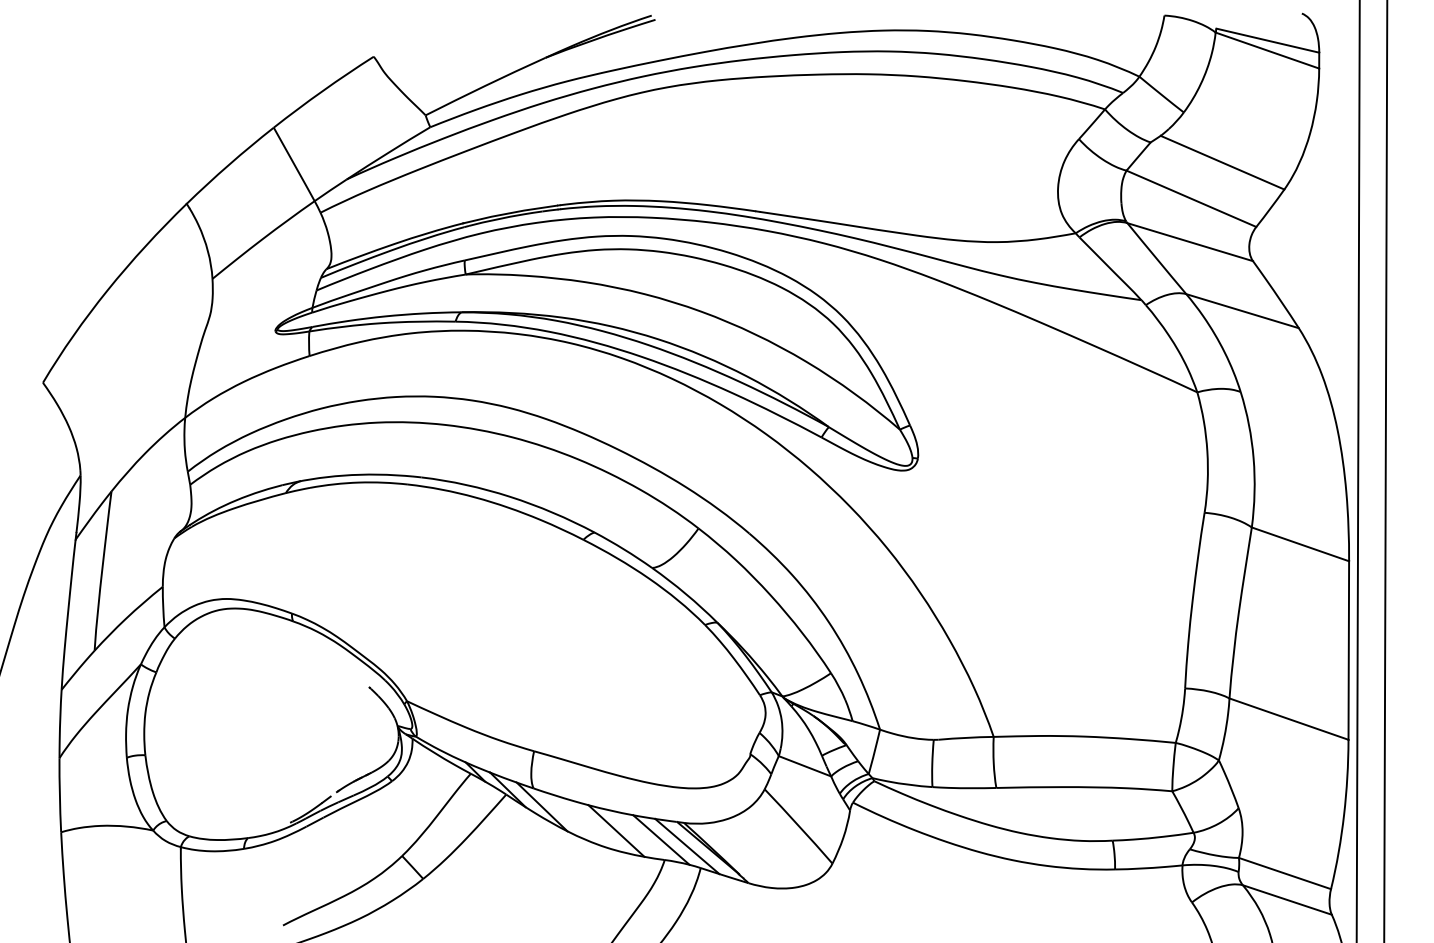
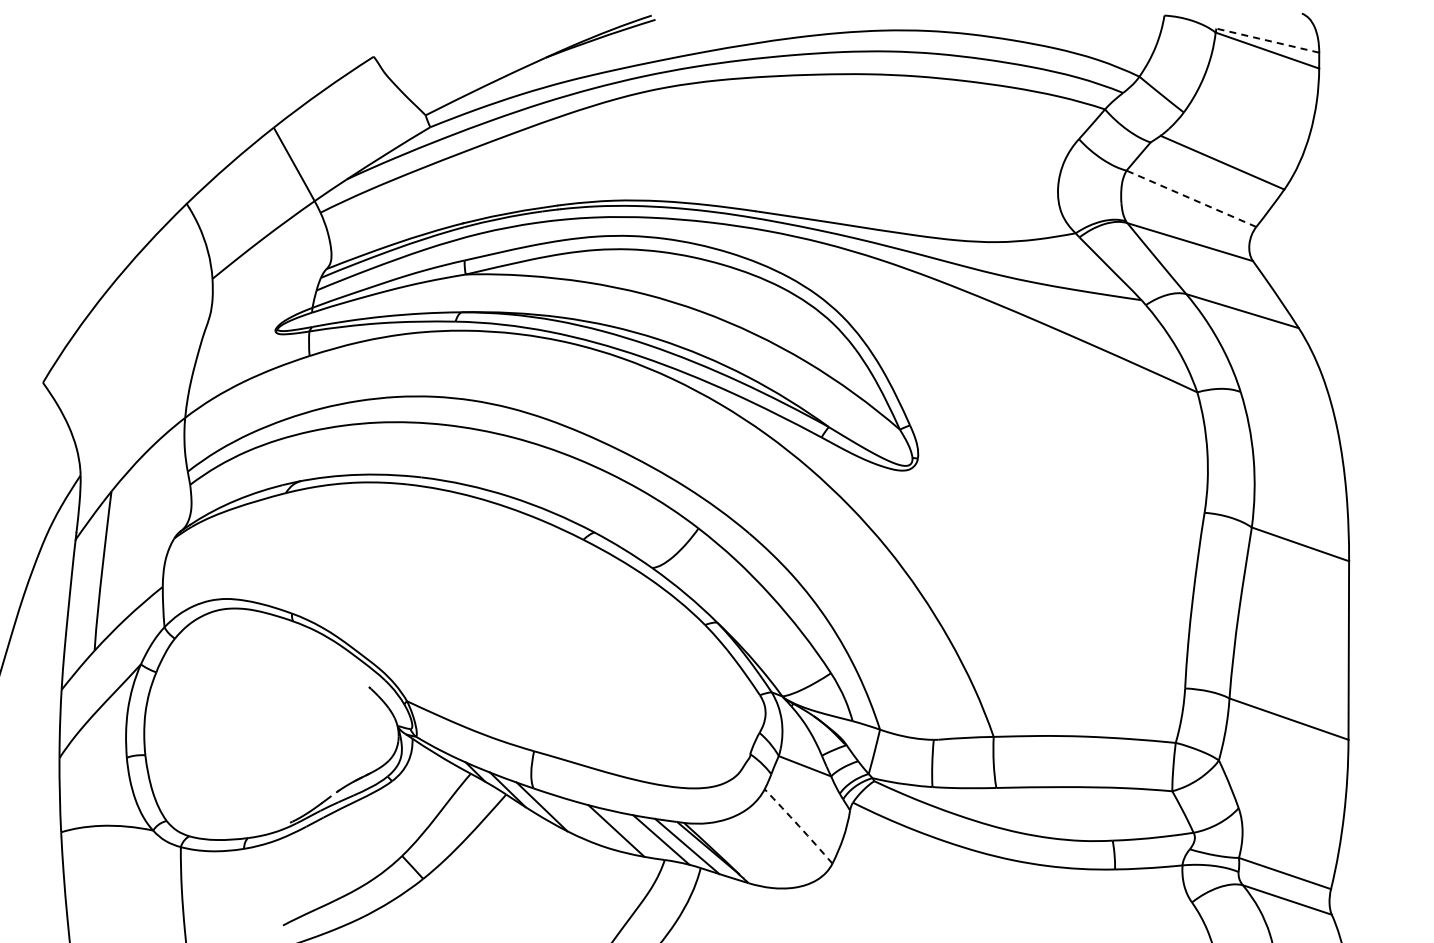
line: solid -> dashed (1267, 40)
line: solid -> dashed (1191, 198)
line: present -> none (1357, 470)
line: present -> none (1385, 470)
arc: solid -> dashed (799, 826)
